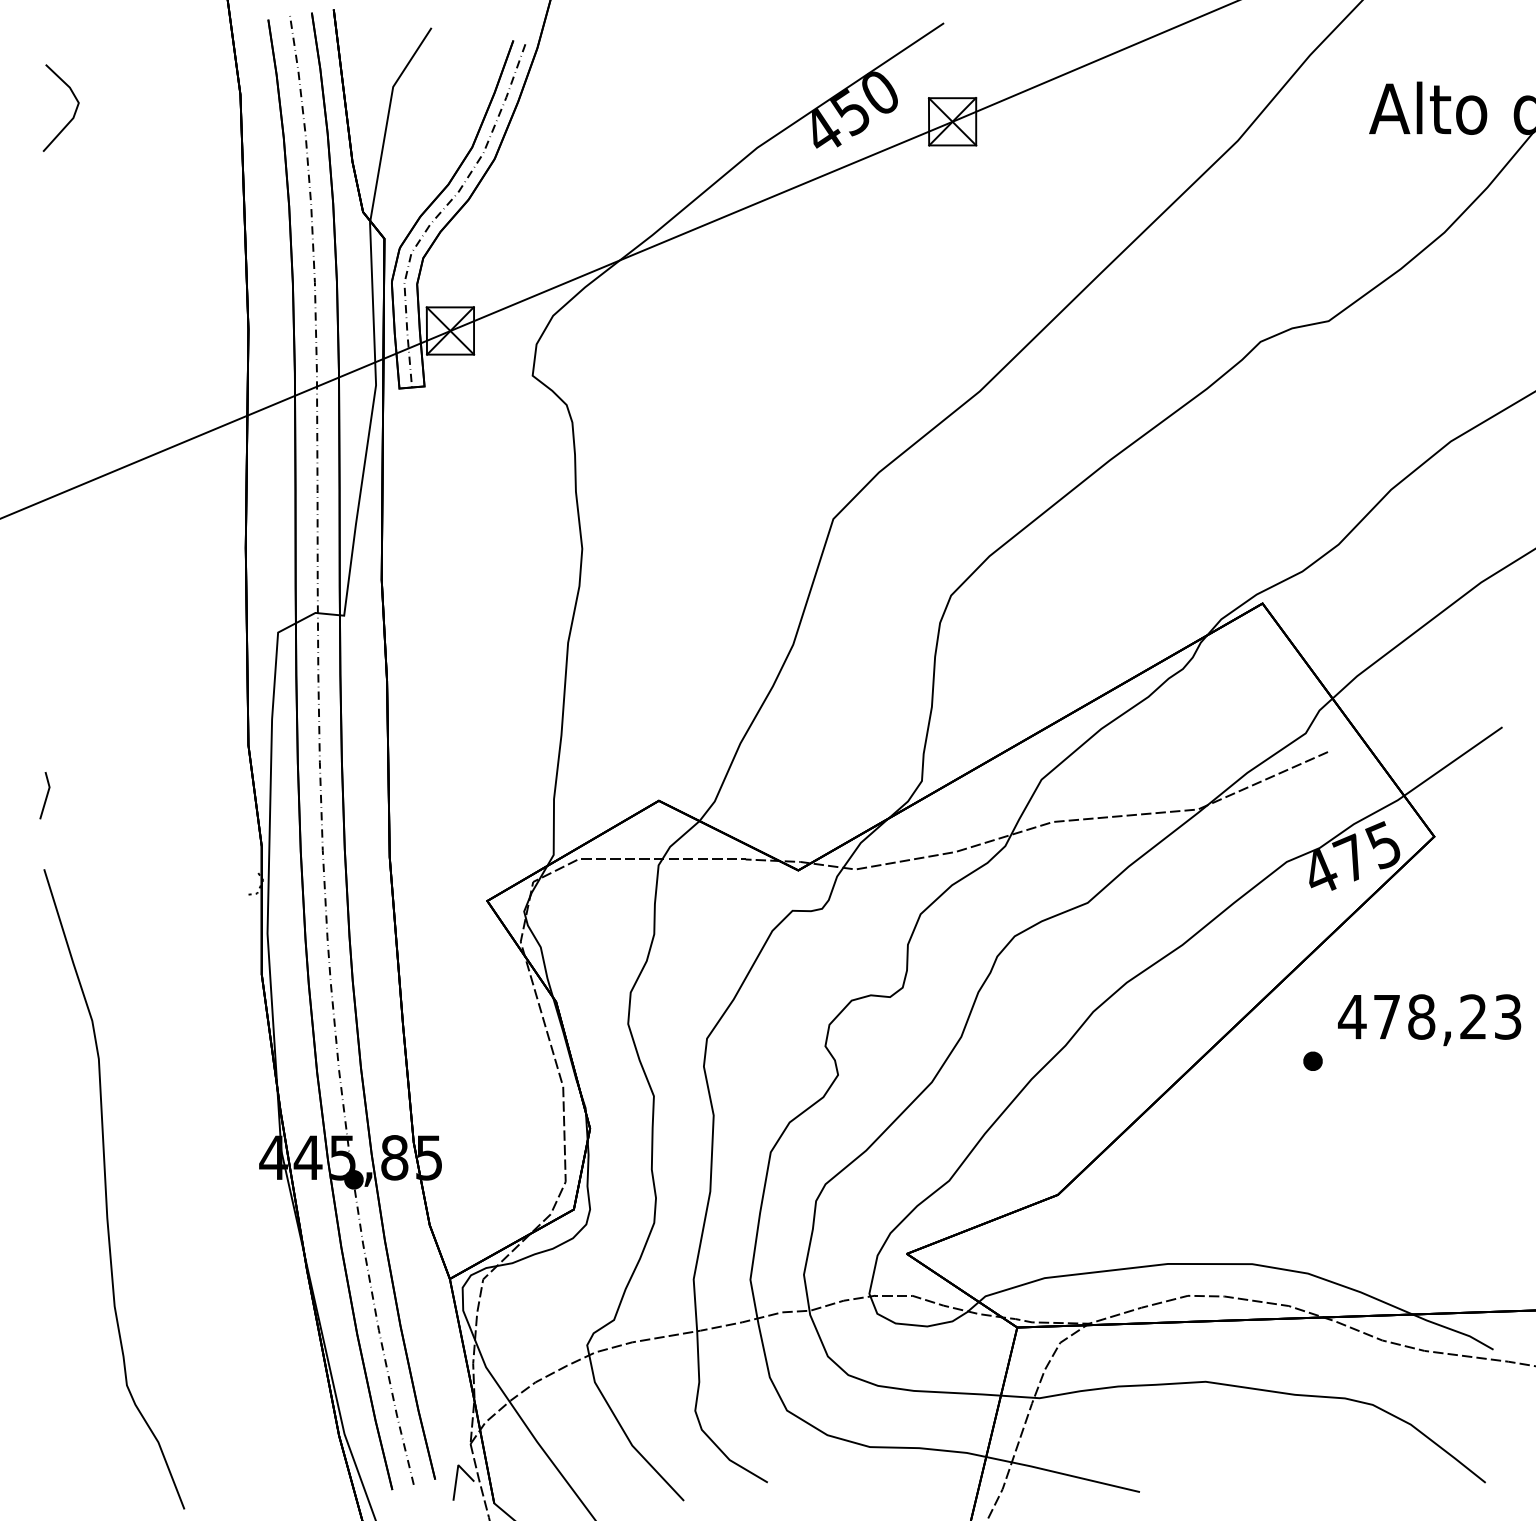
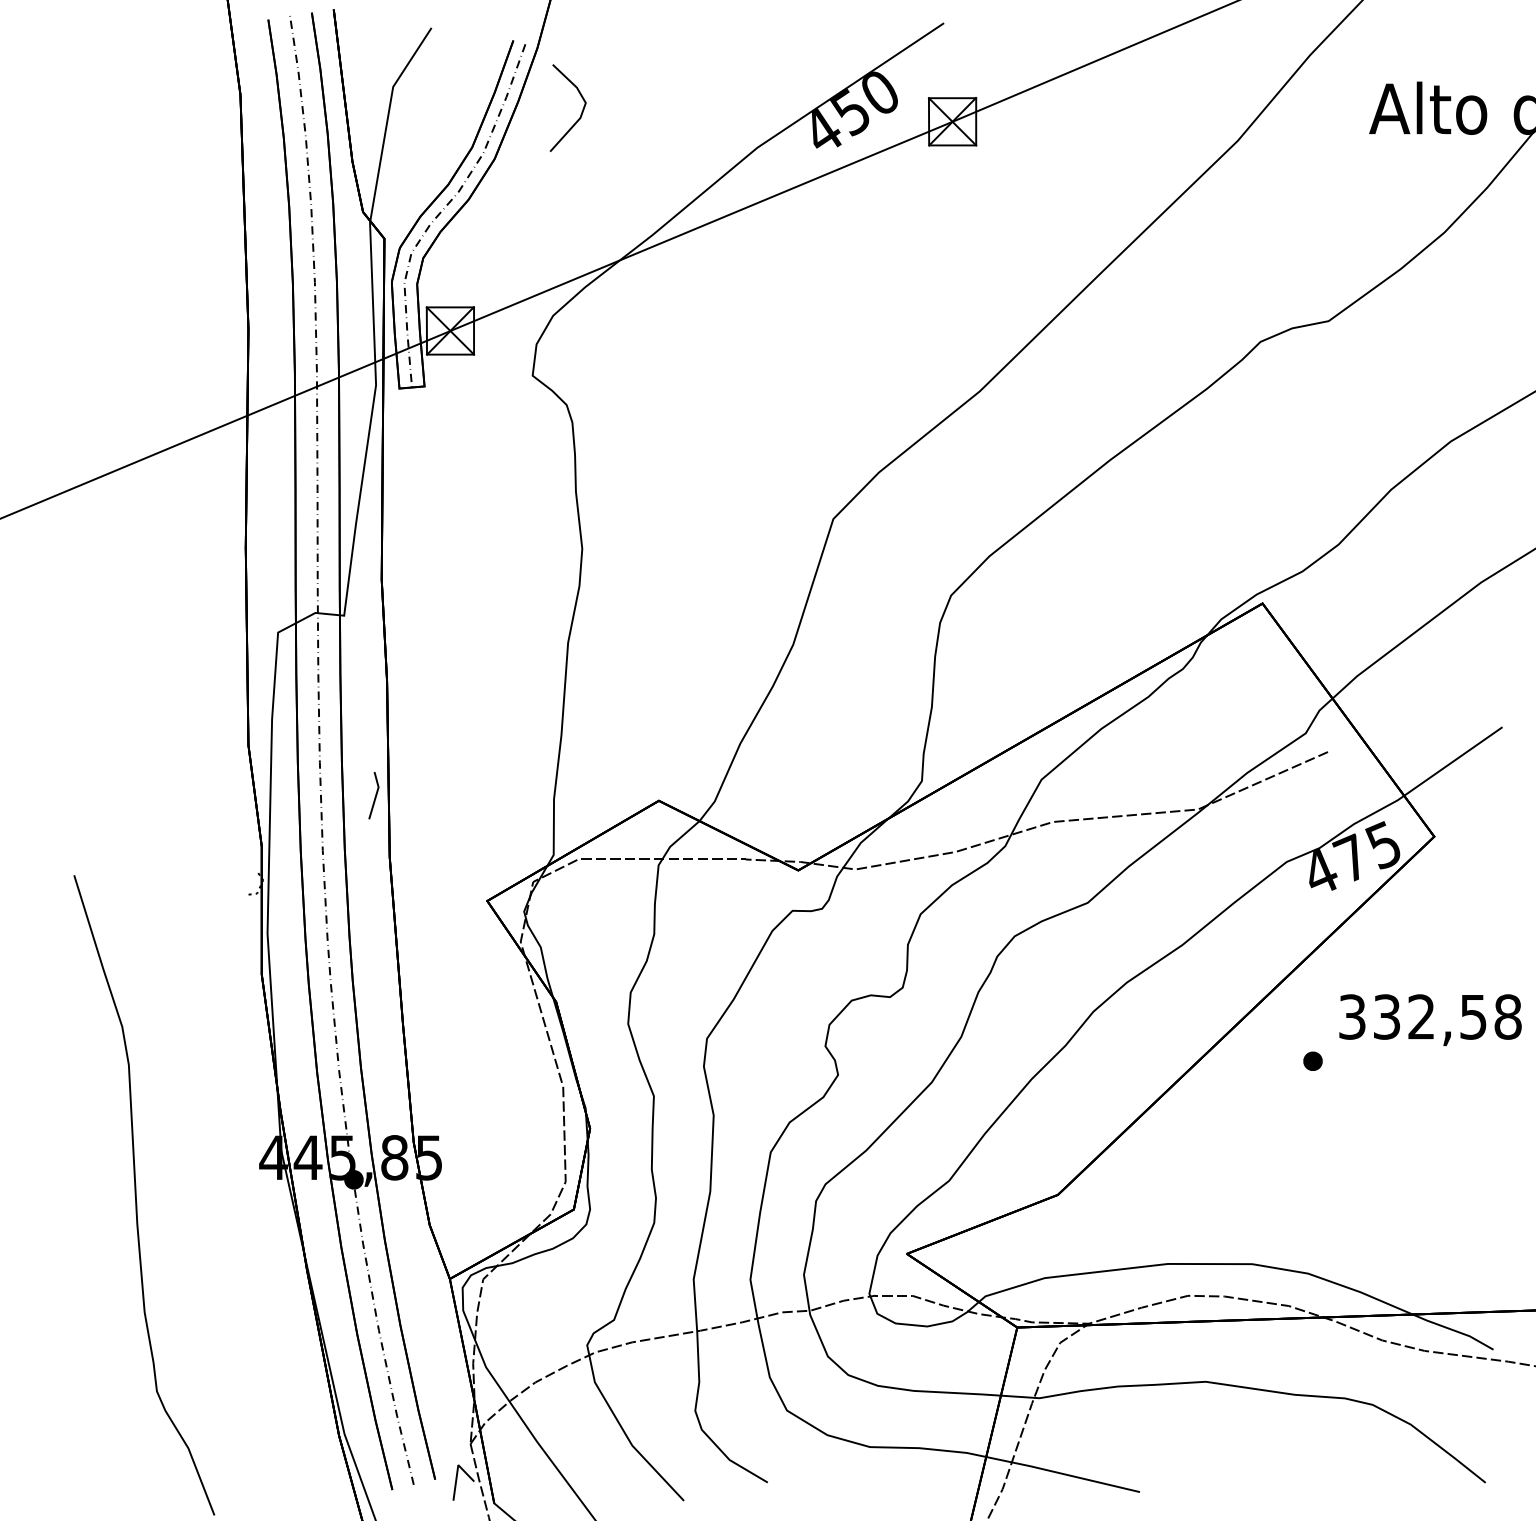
line position: (74, 111) -> (581, 111) (581, 111)
line position: (46, 795) -> (375, 795) (375, 795)
text: 478,23 -> 332,58 (1429, 1016)
curve position: (106, 1189) -> (136, 1195) (136, 1195)
